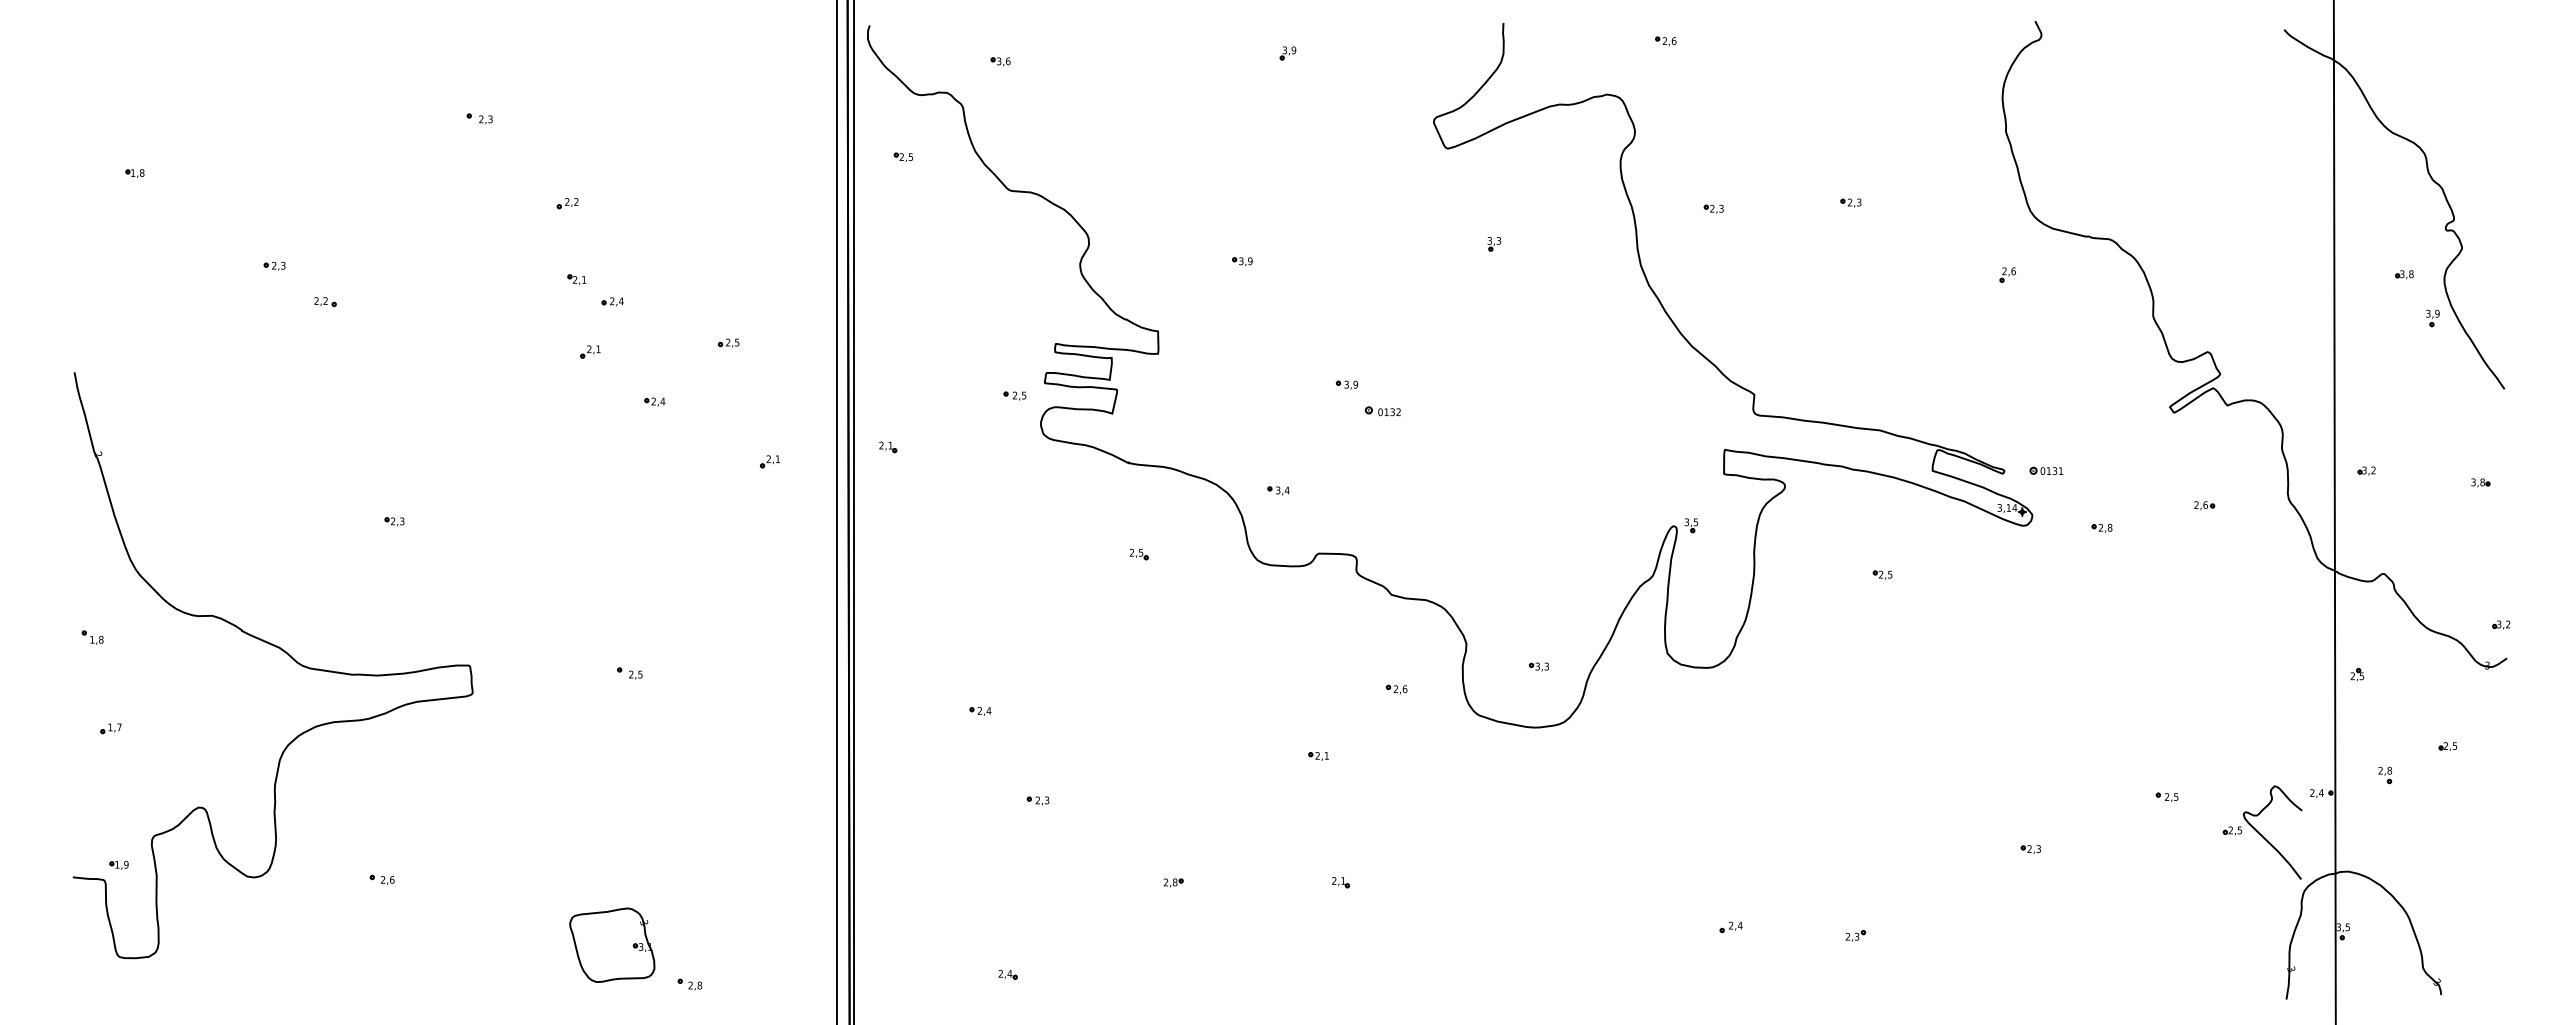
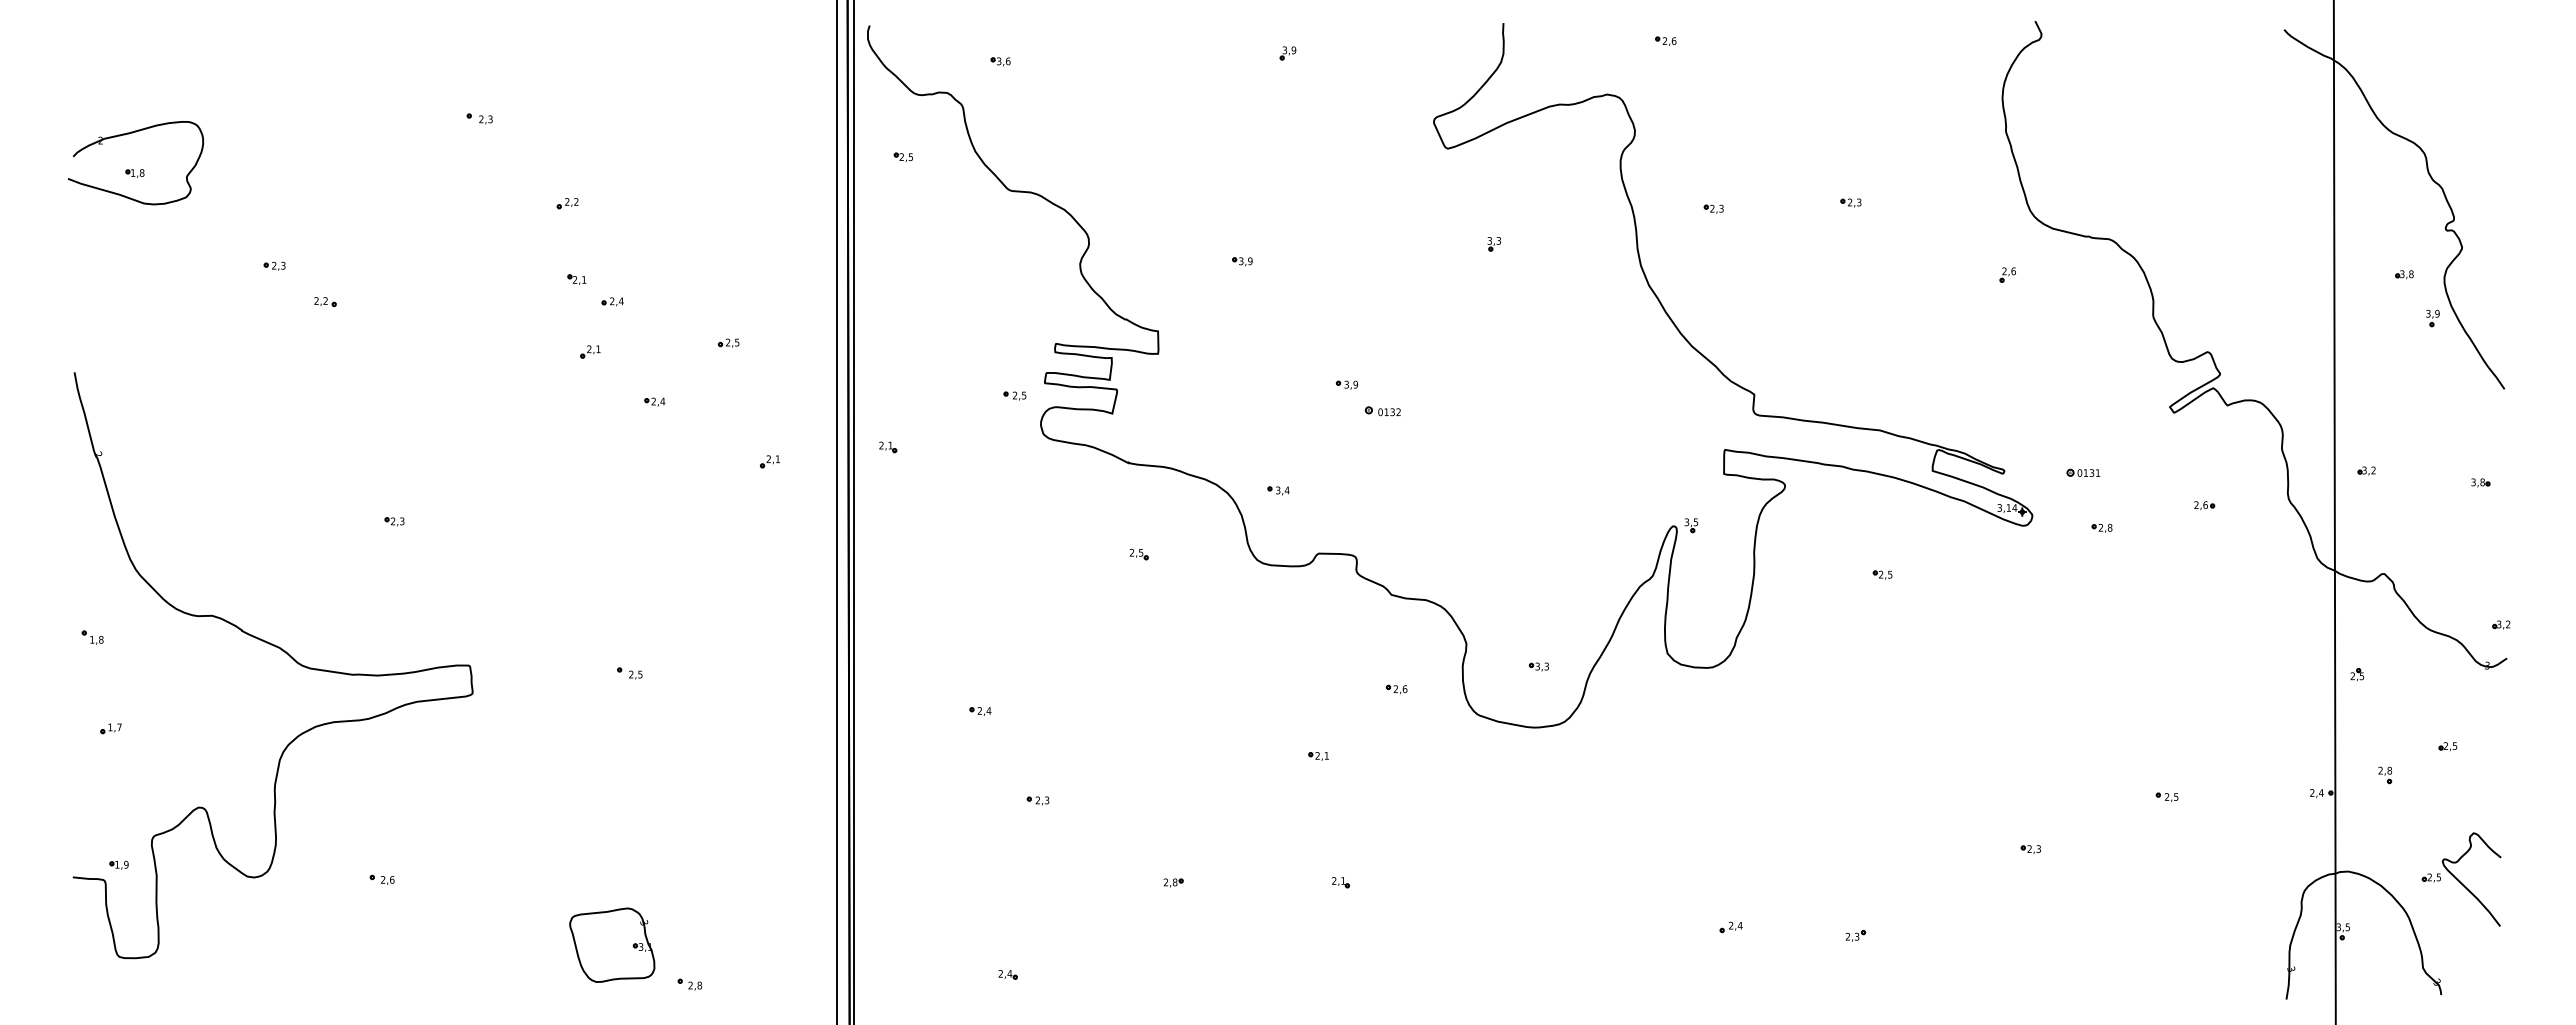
part: none -> present (129, 134)
part position: (2046, 470) -> (2083, 472) (2083, 472)
part position: (2262, 832) -> (2461, 879) (2461, 879)
